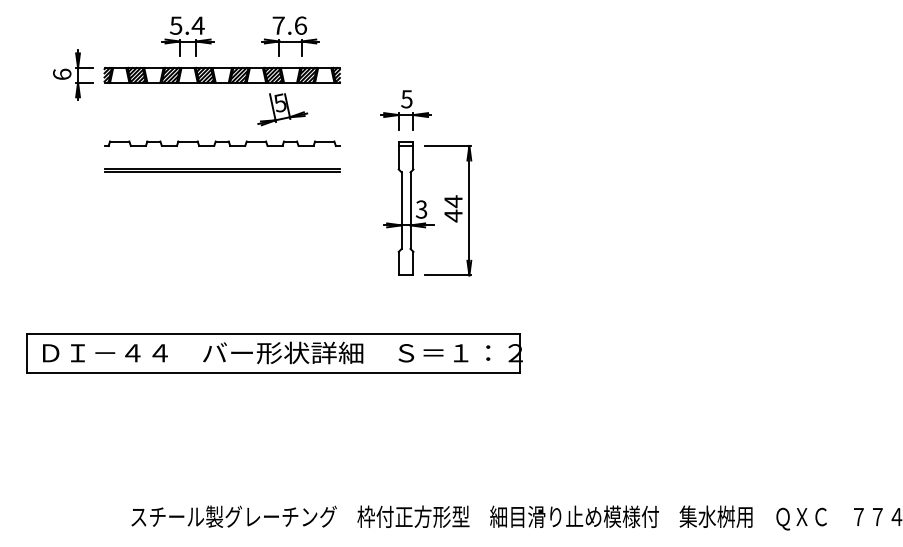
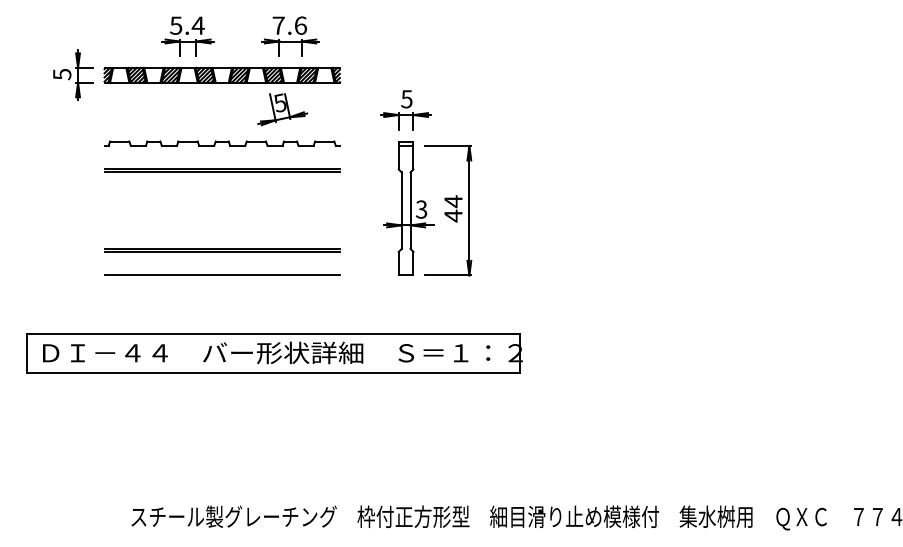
text: 6 -> 5 (62, 74)
line: none -> present (222, 249)
line: none -> present (221, 275)
